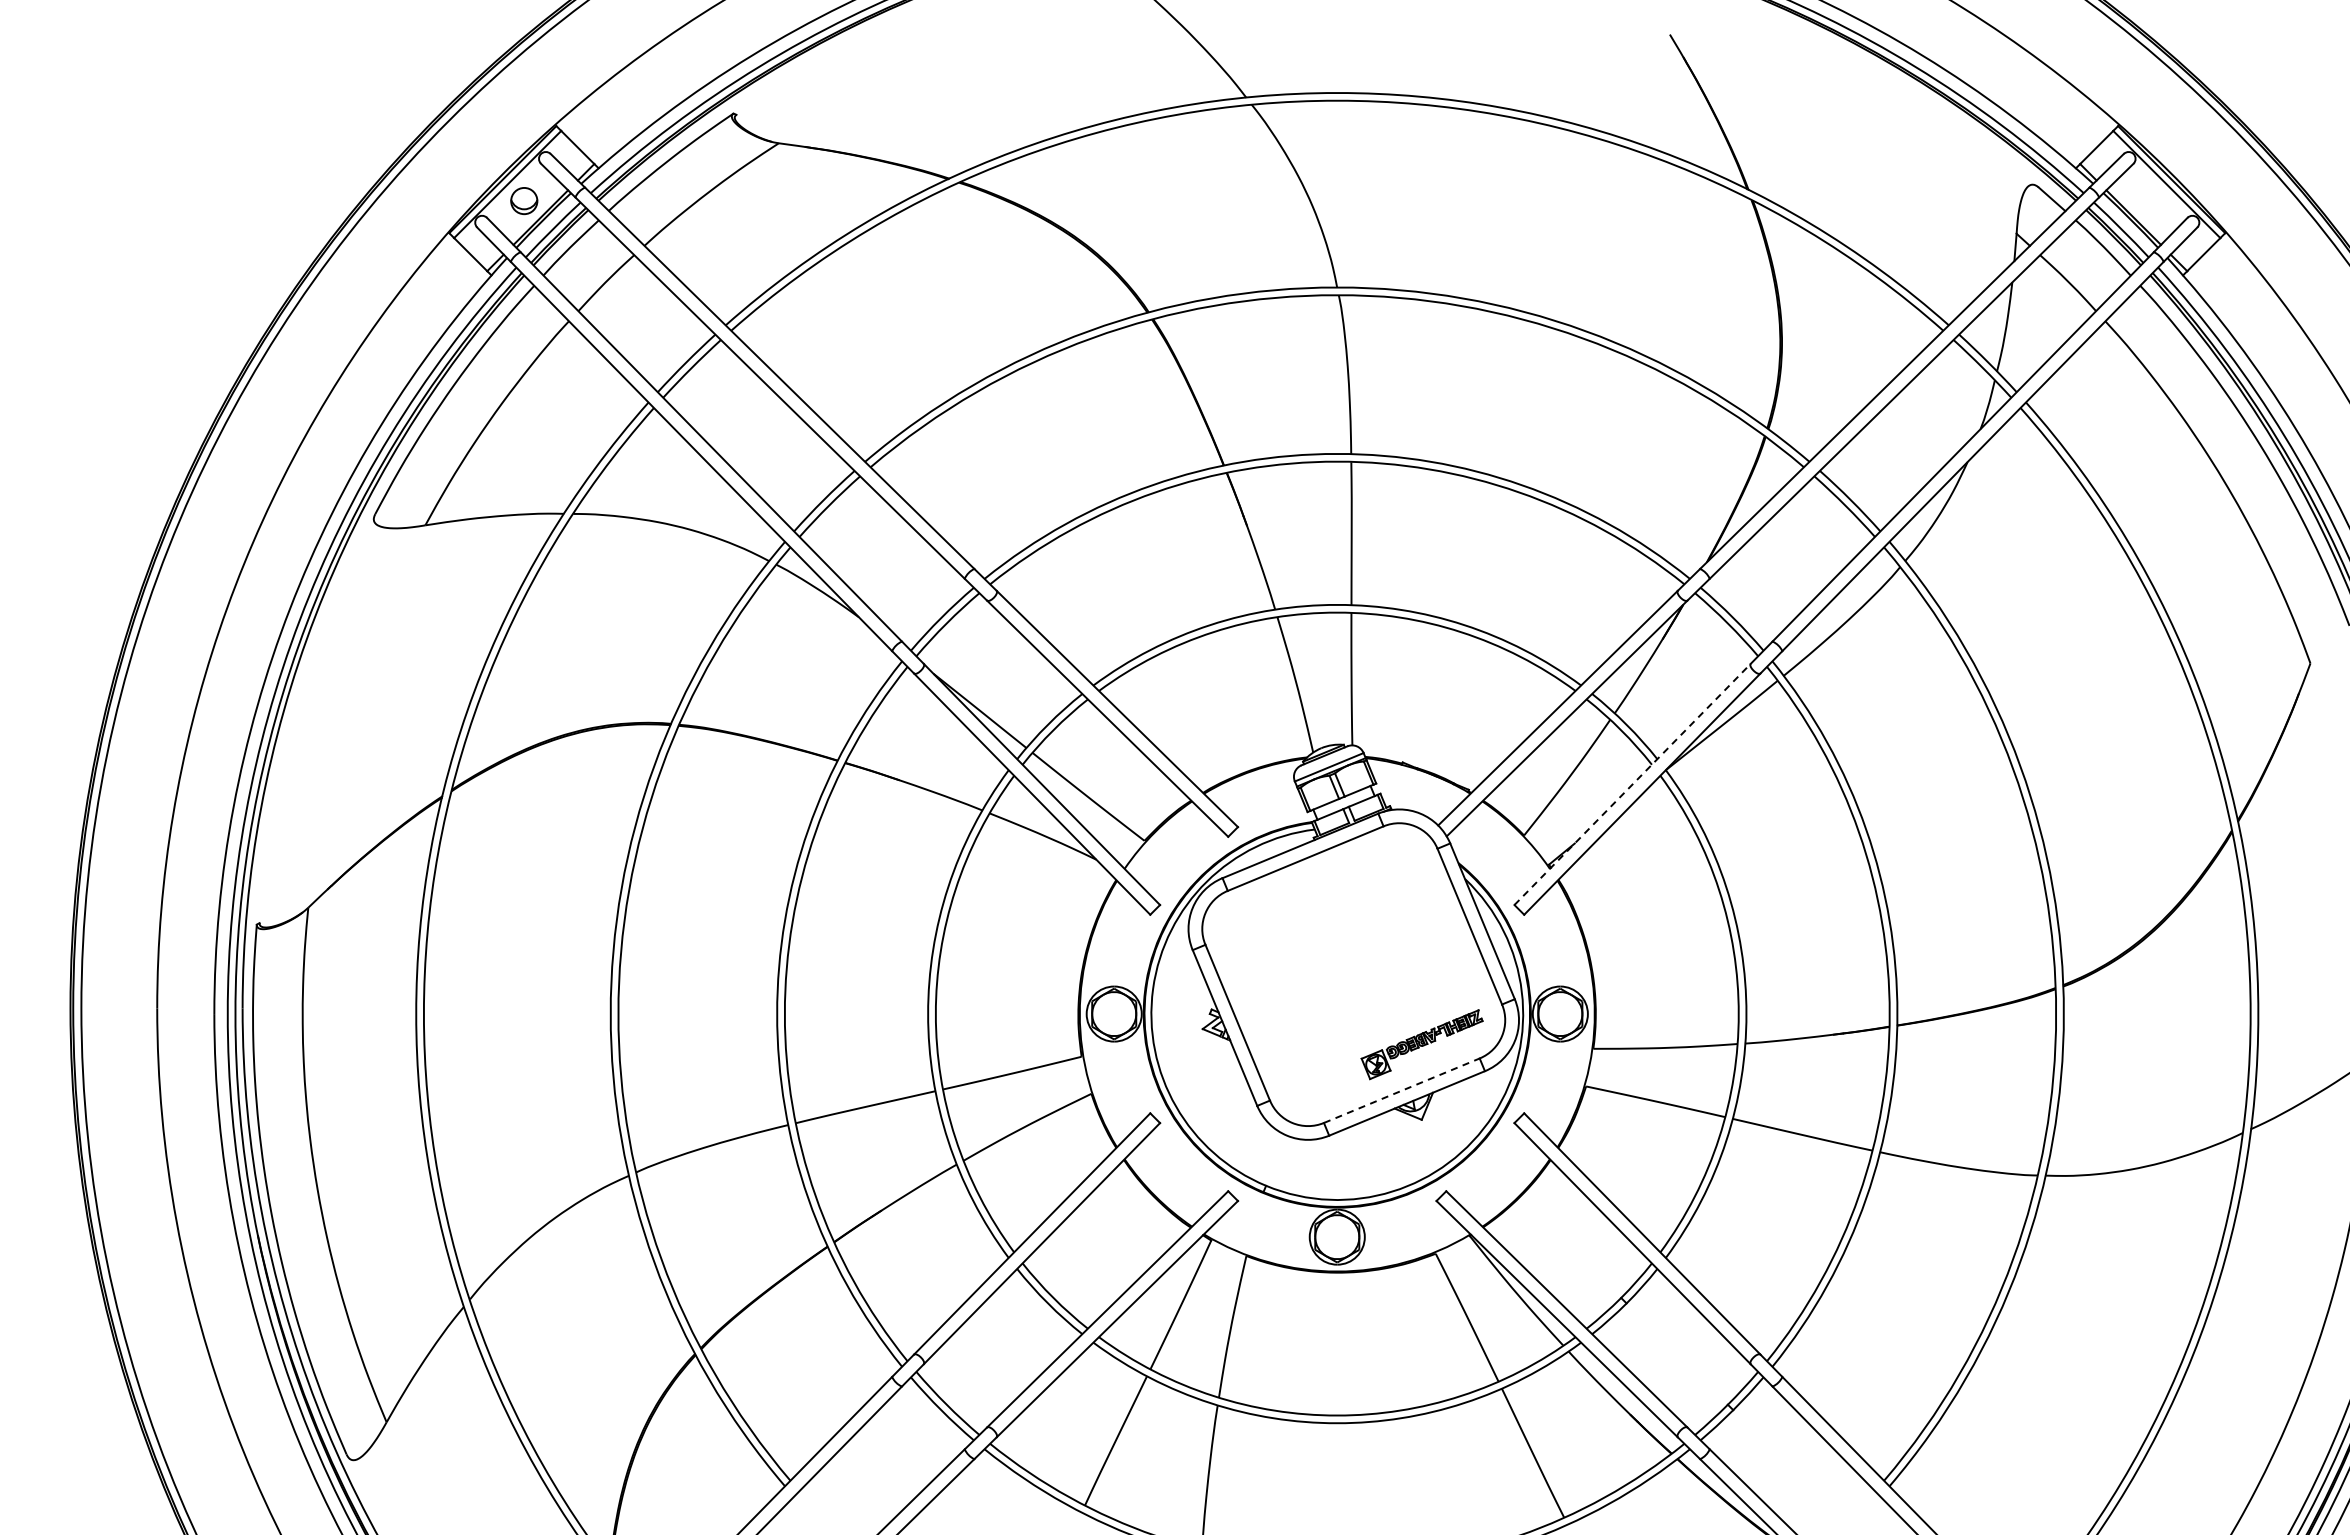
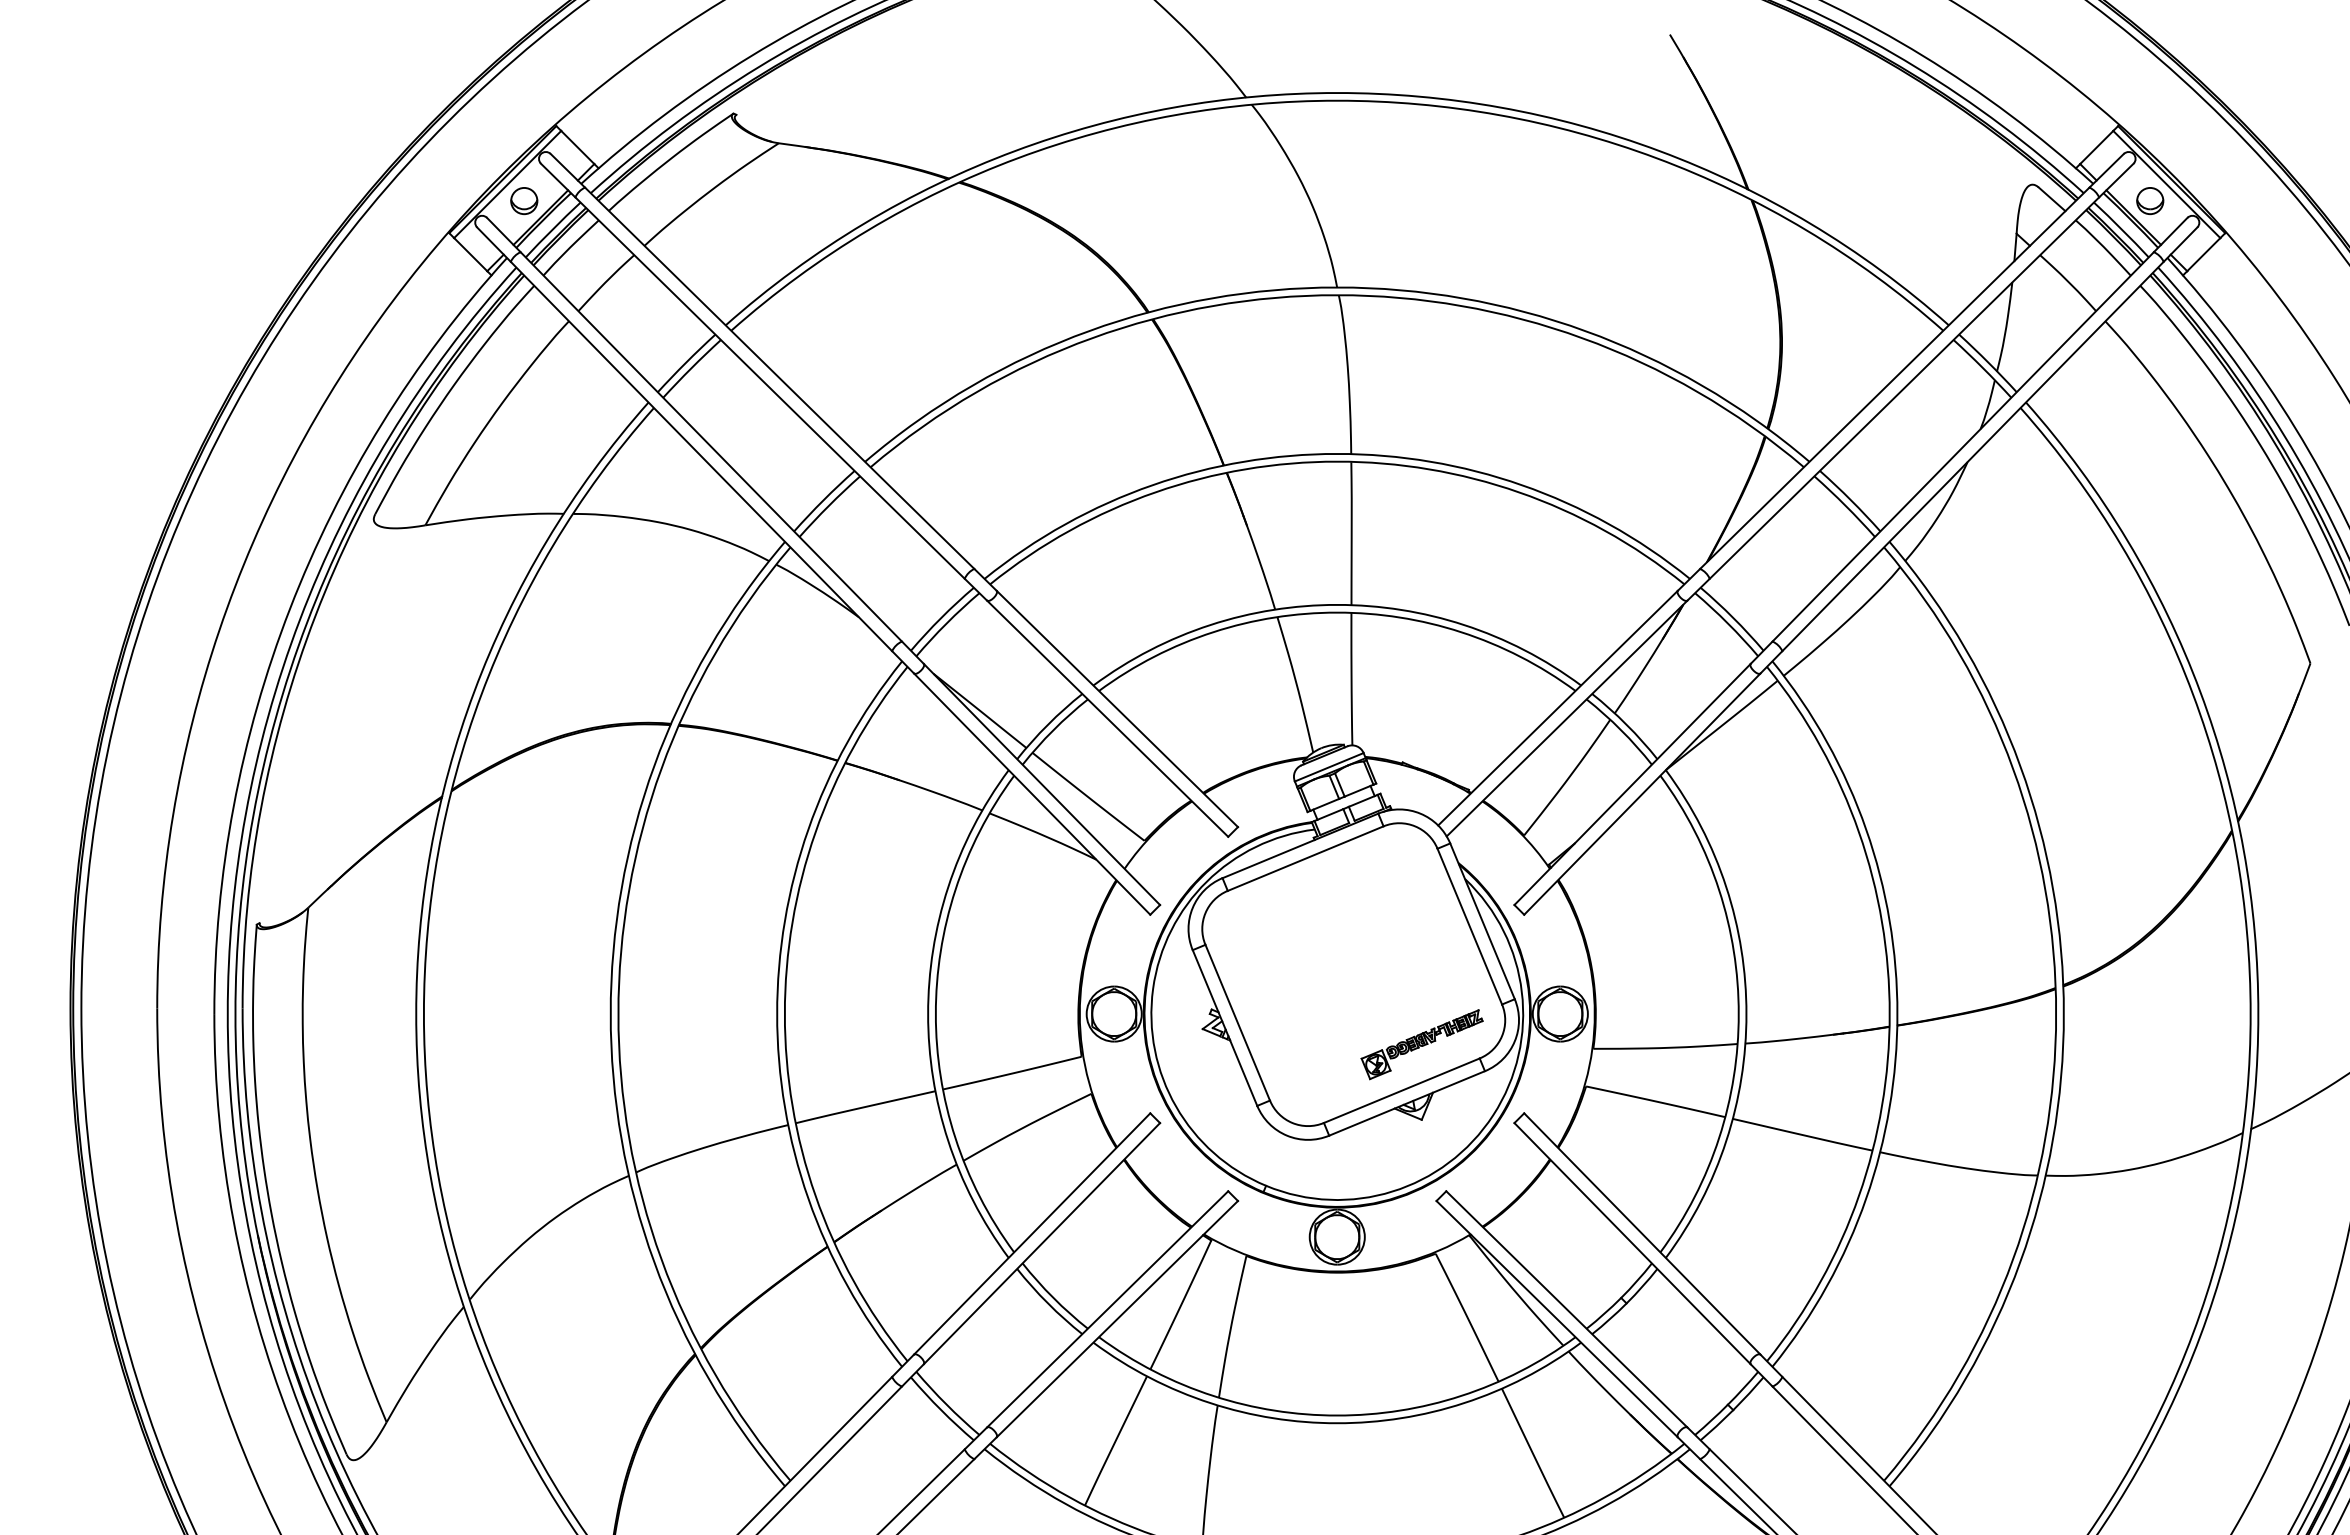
part: none -> present (2150, 201)
line: dashed -> solid (1632, 784)
line: dashed -> solid (1402, 1090)
